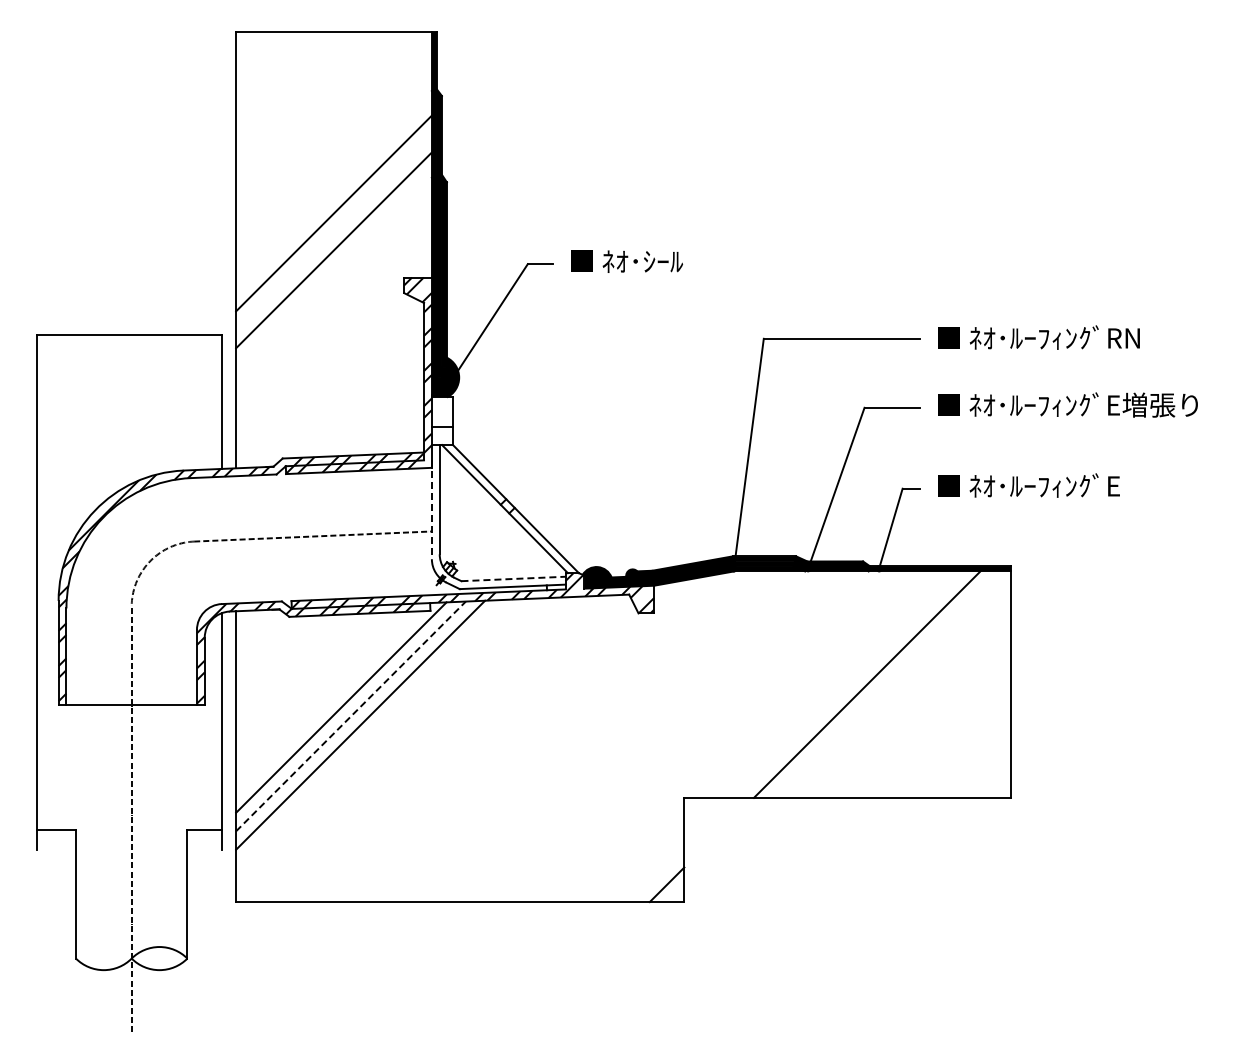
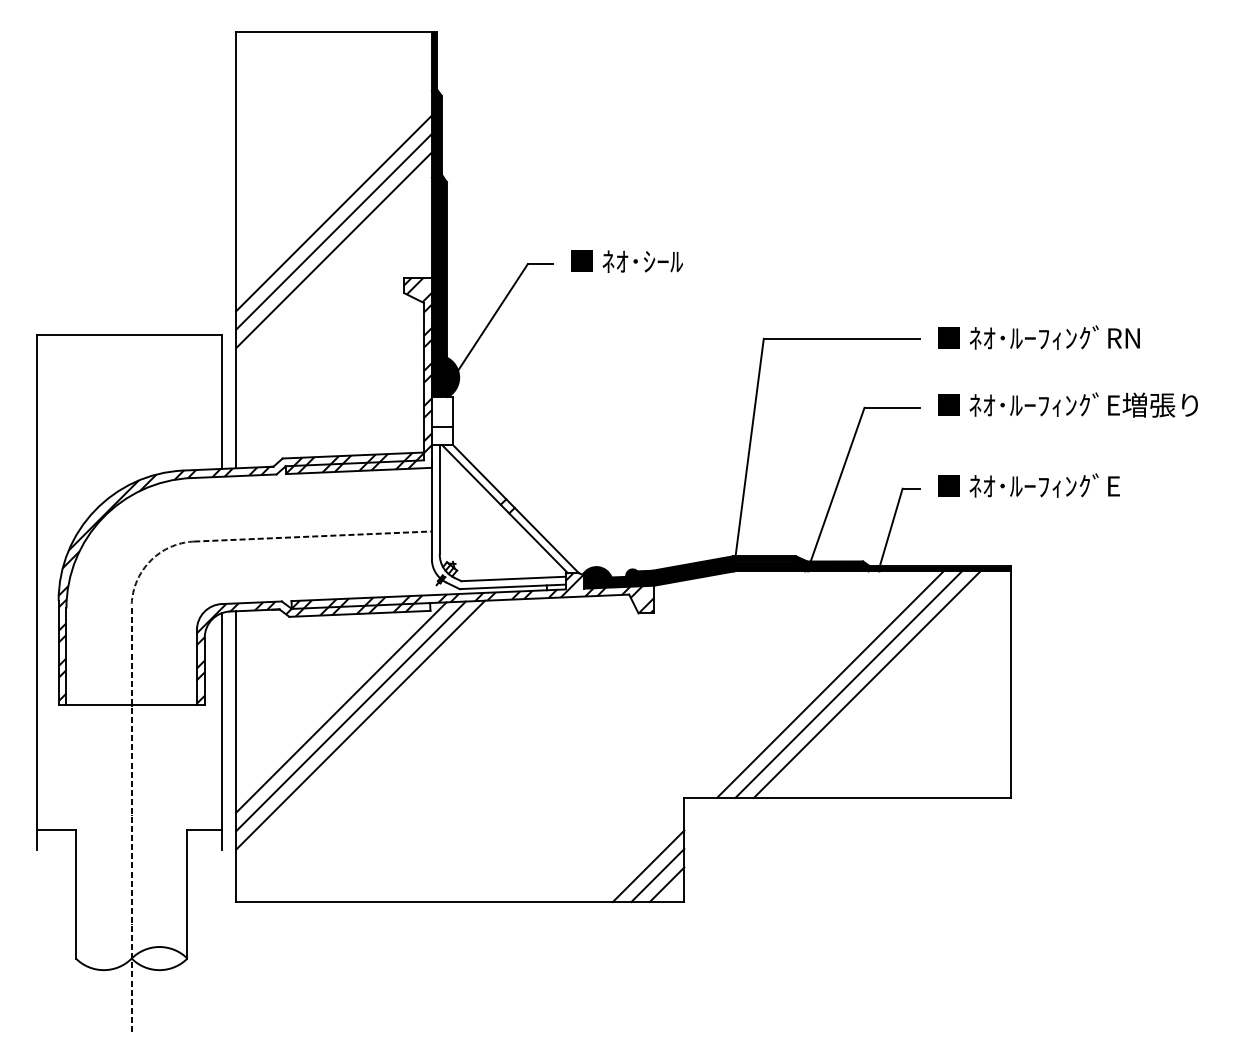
line: none -> present (333, 231)
line: dashed -> solid (431, 510)
line: dashed -> solid (513, 578)
line: none -> present (830, 684)
line: none -> present (848, 684)
line: dashed -> solid (351, 716)
line: none -> present (648, 866)
line: none -> present (657, 875)
